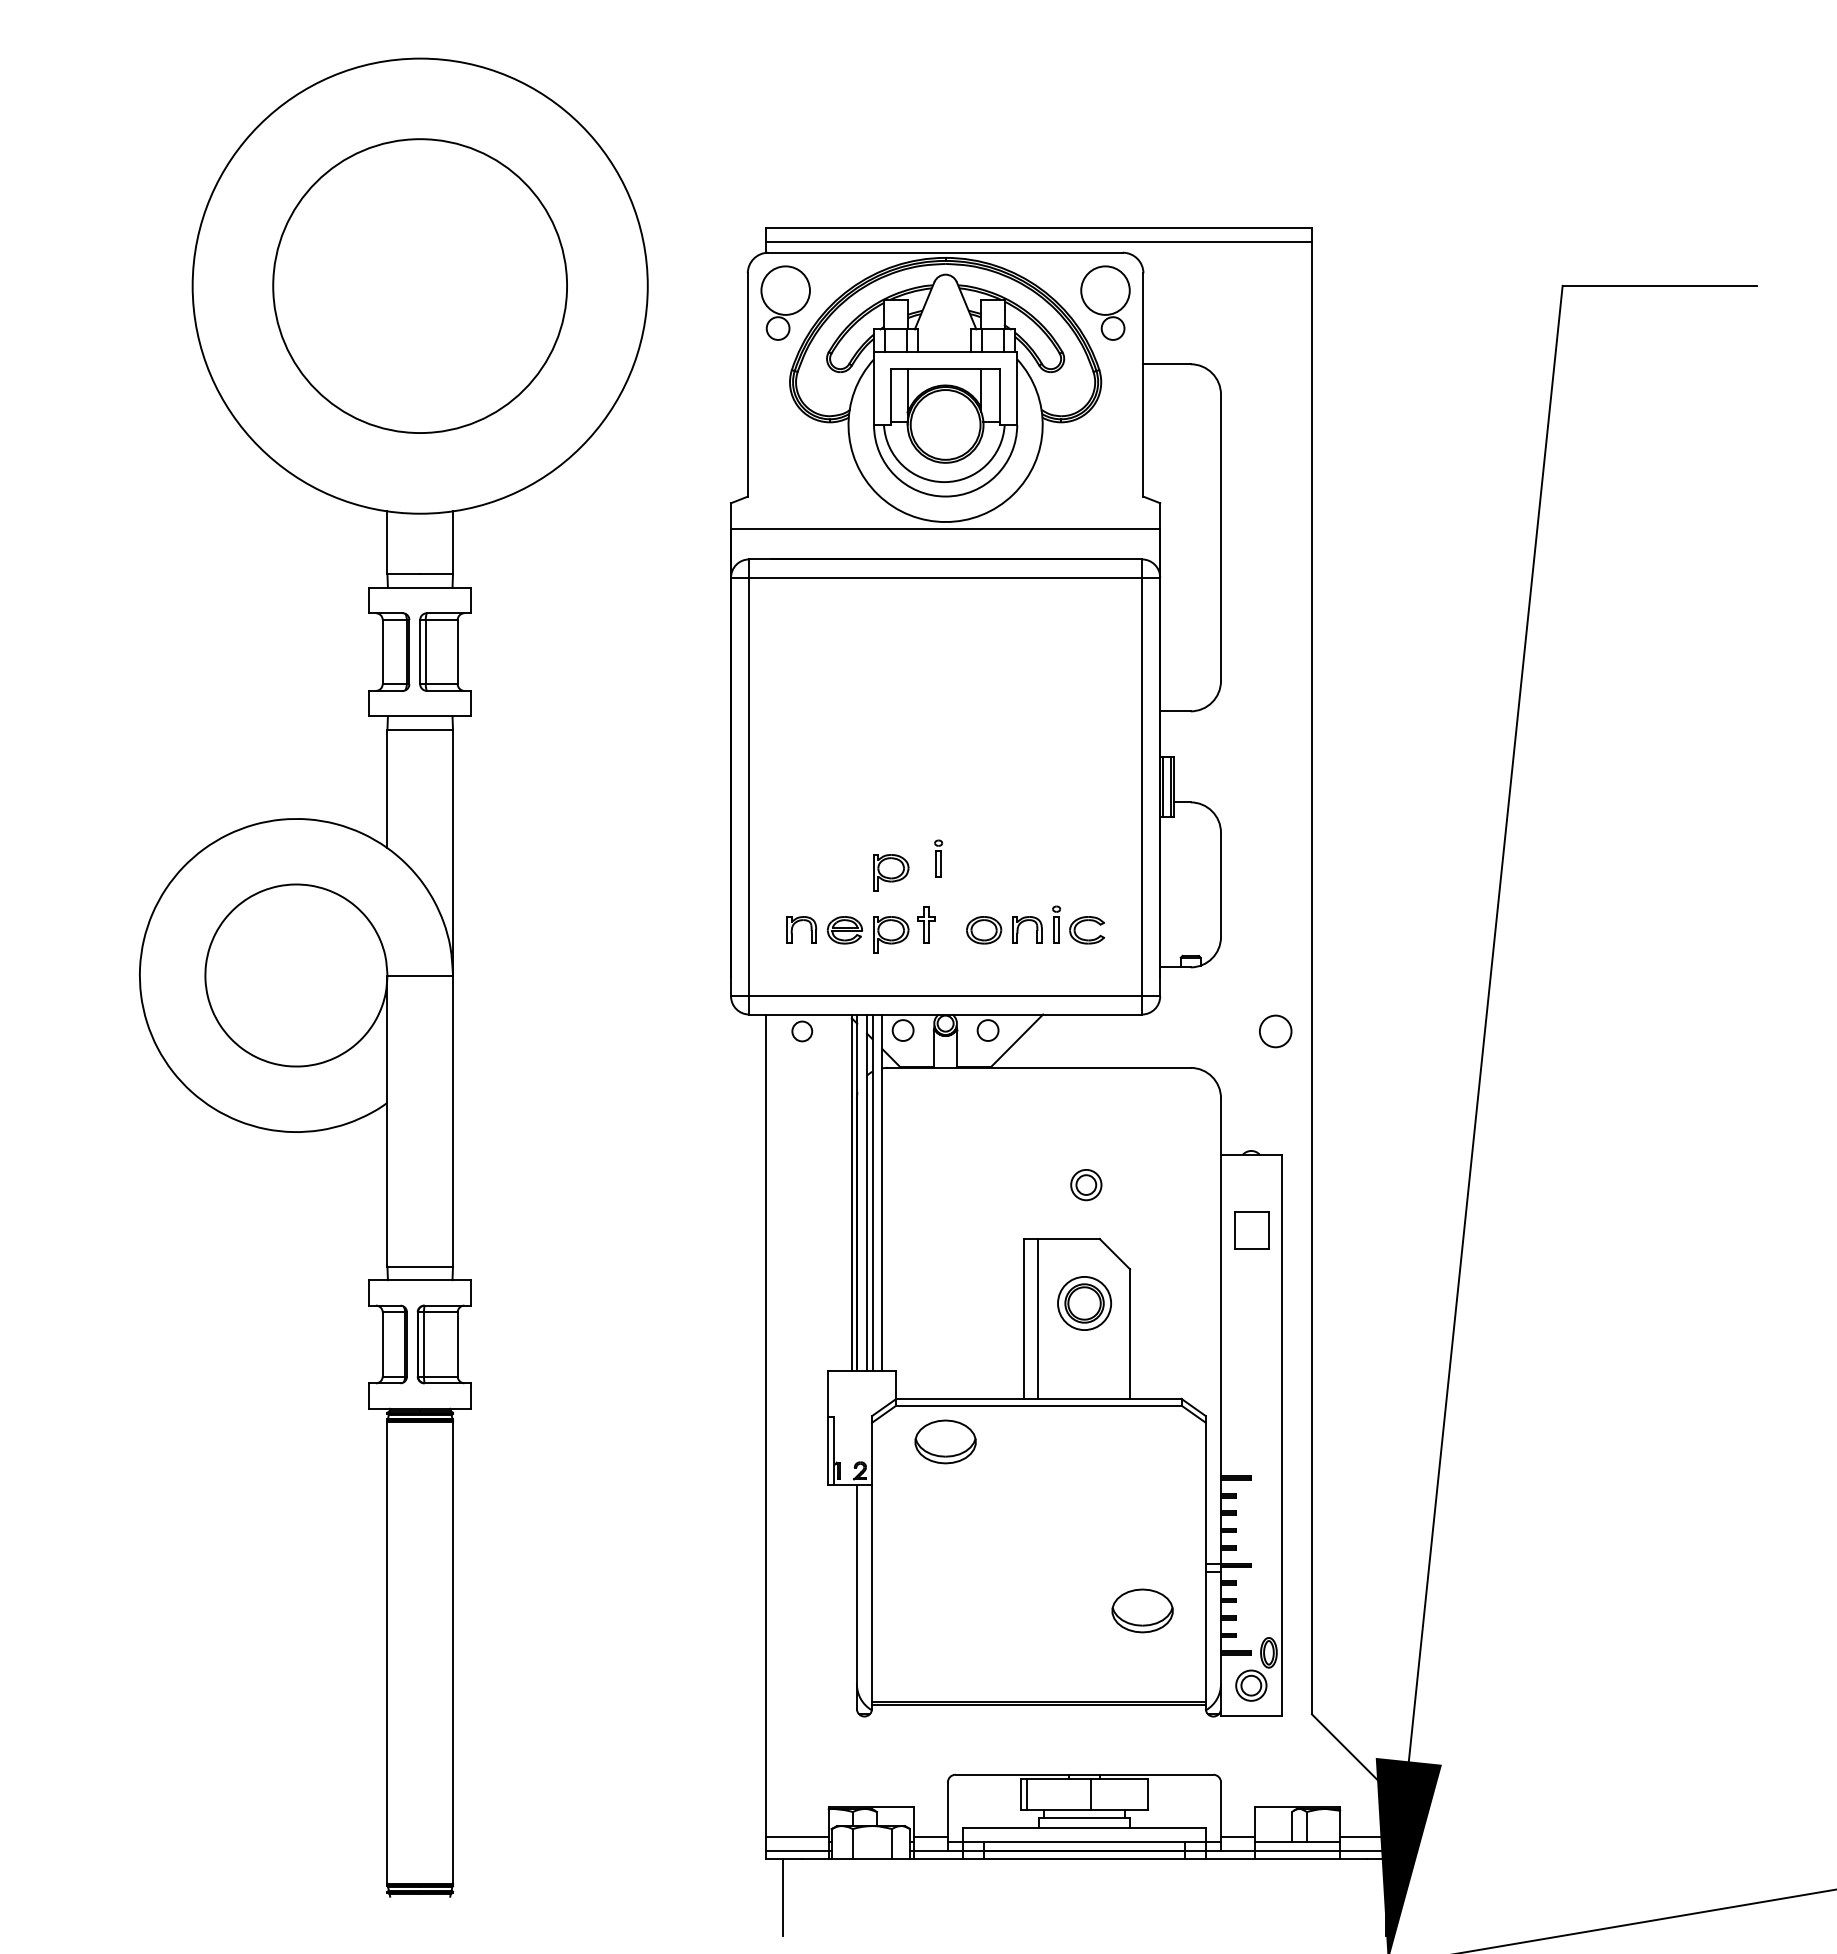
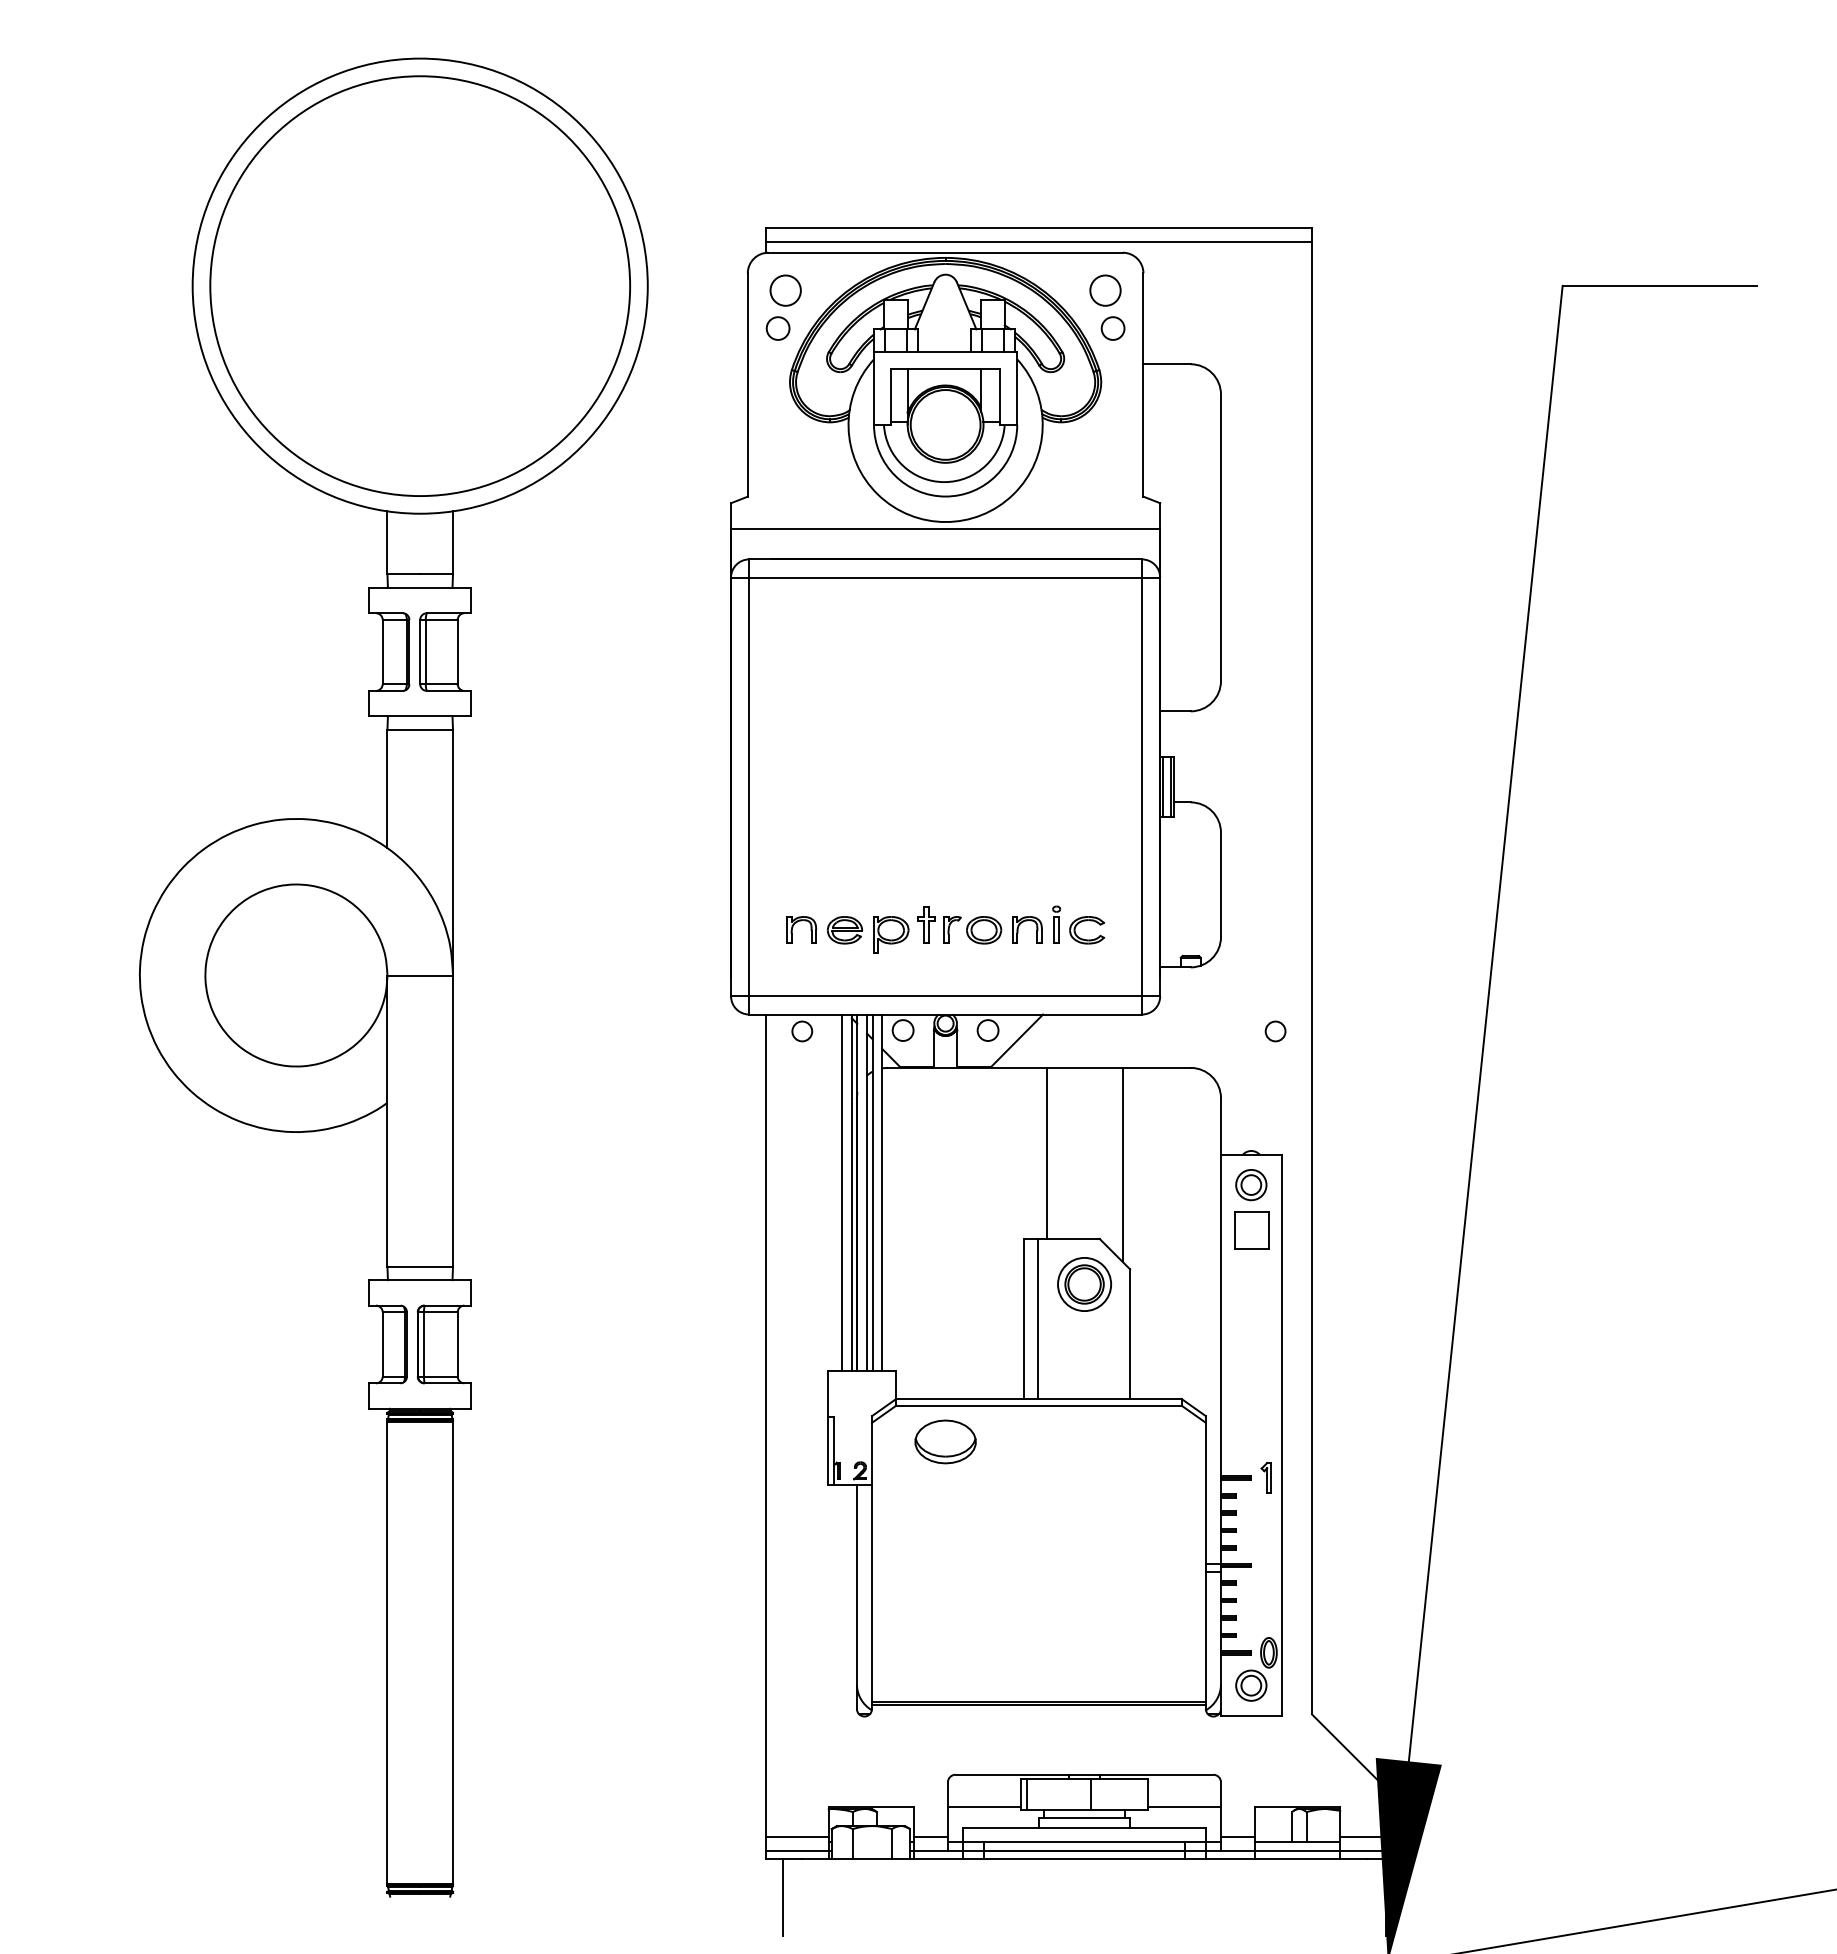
circle size: 296x296 px -> 422x422 px (419, 285)
circle diameter: 49 px -> 30 px (785, 290)
circle diameter: 49 px -> 30 px (1105, 290)
part: present -> none (938, 858)
part: present -> none (891, 872)
part: none -> present (952, 929)
circle size: 34x35 px -> 23x23 px (1275, 1031)
line: none -> present (1046, 1152)
line: none -> present (1122, 1164)
part position: (1086, 1185) -> (1251, 1185) (1251, 1185)
line: none -> present (842, 1192)
part position: (1084, 1303) -> (1084, 1284) (1084, 1284)
part: none -> present (1265, 1477)
part: present -> none (1142, 1610)
line: none -> present (983, 1807)
line: none -> present (1184, 1807)
